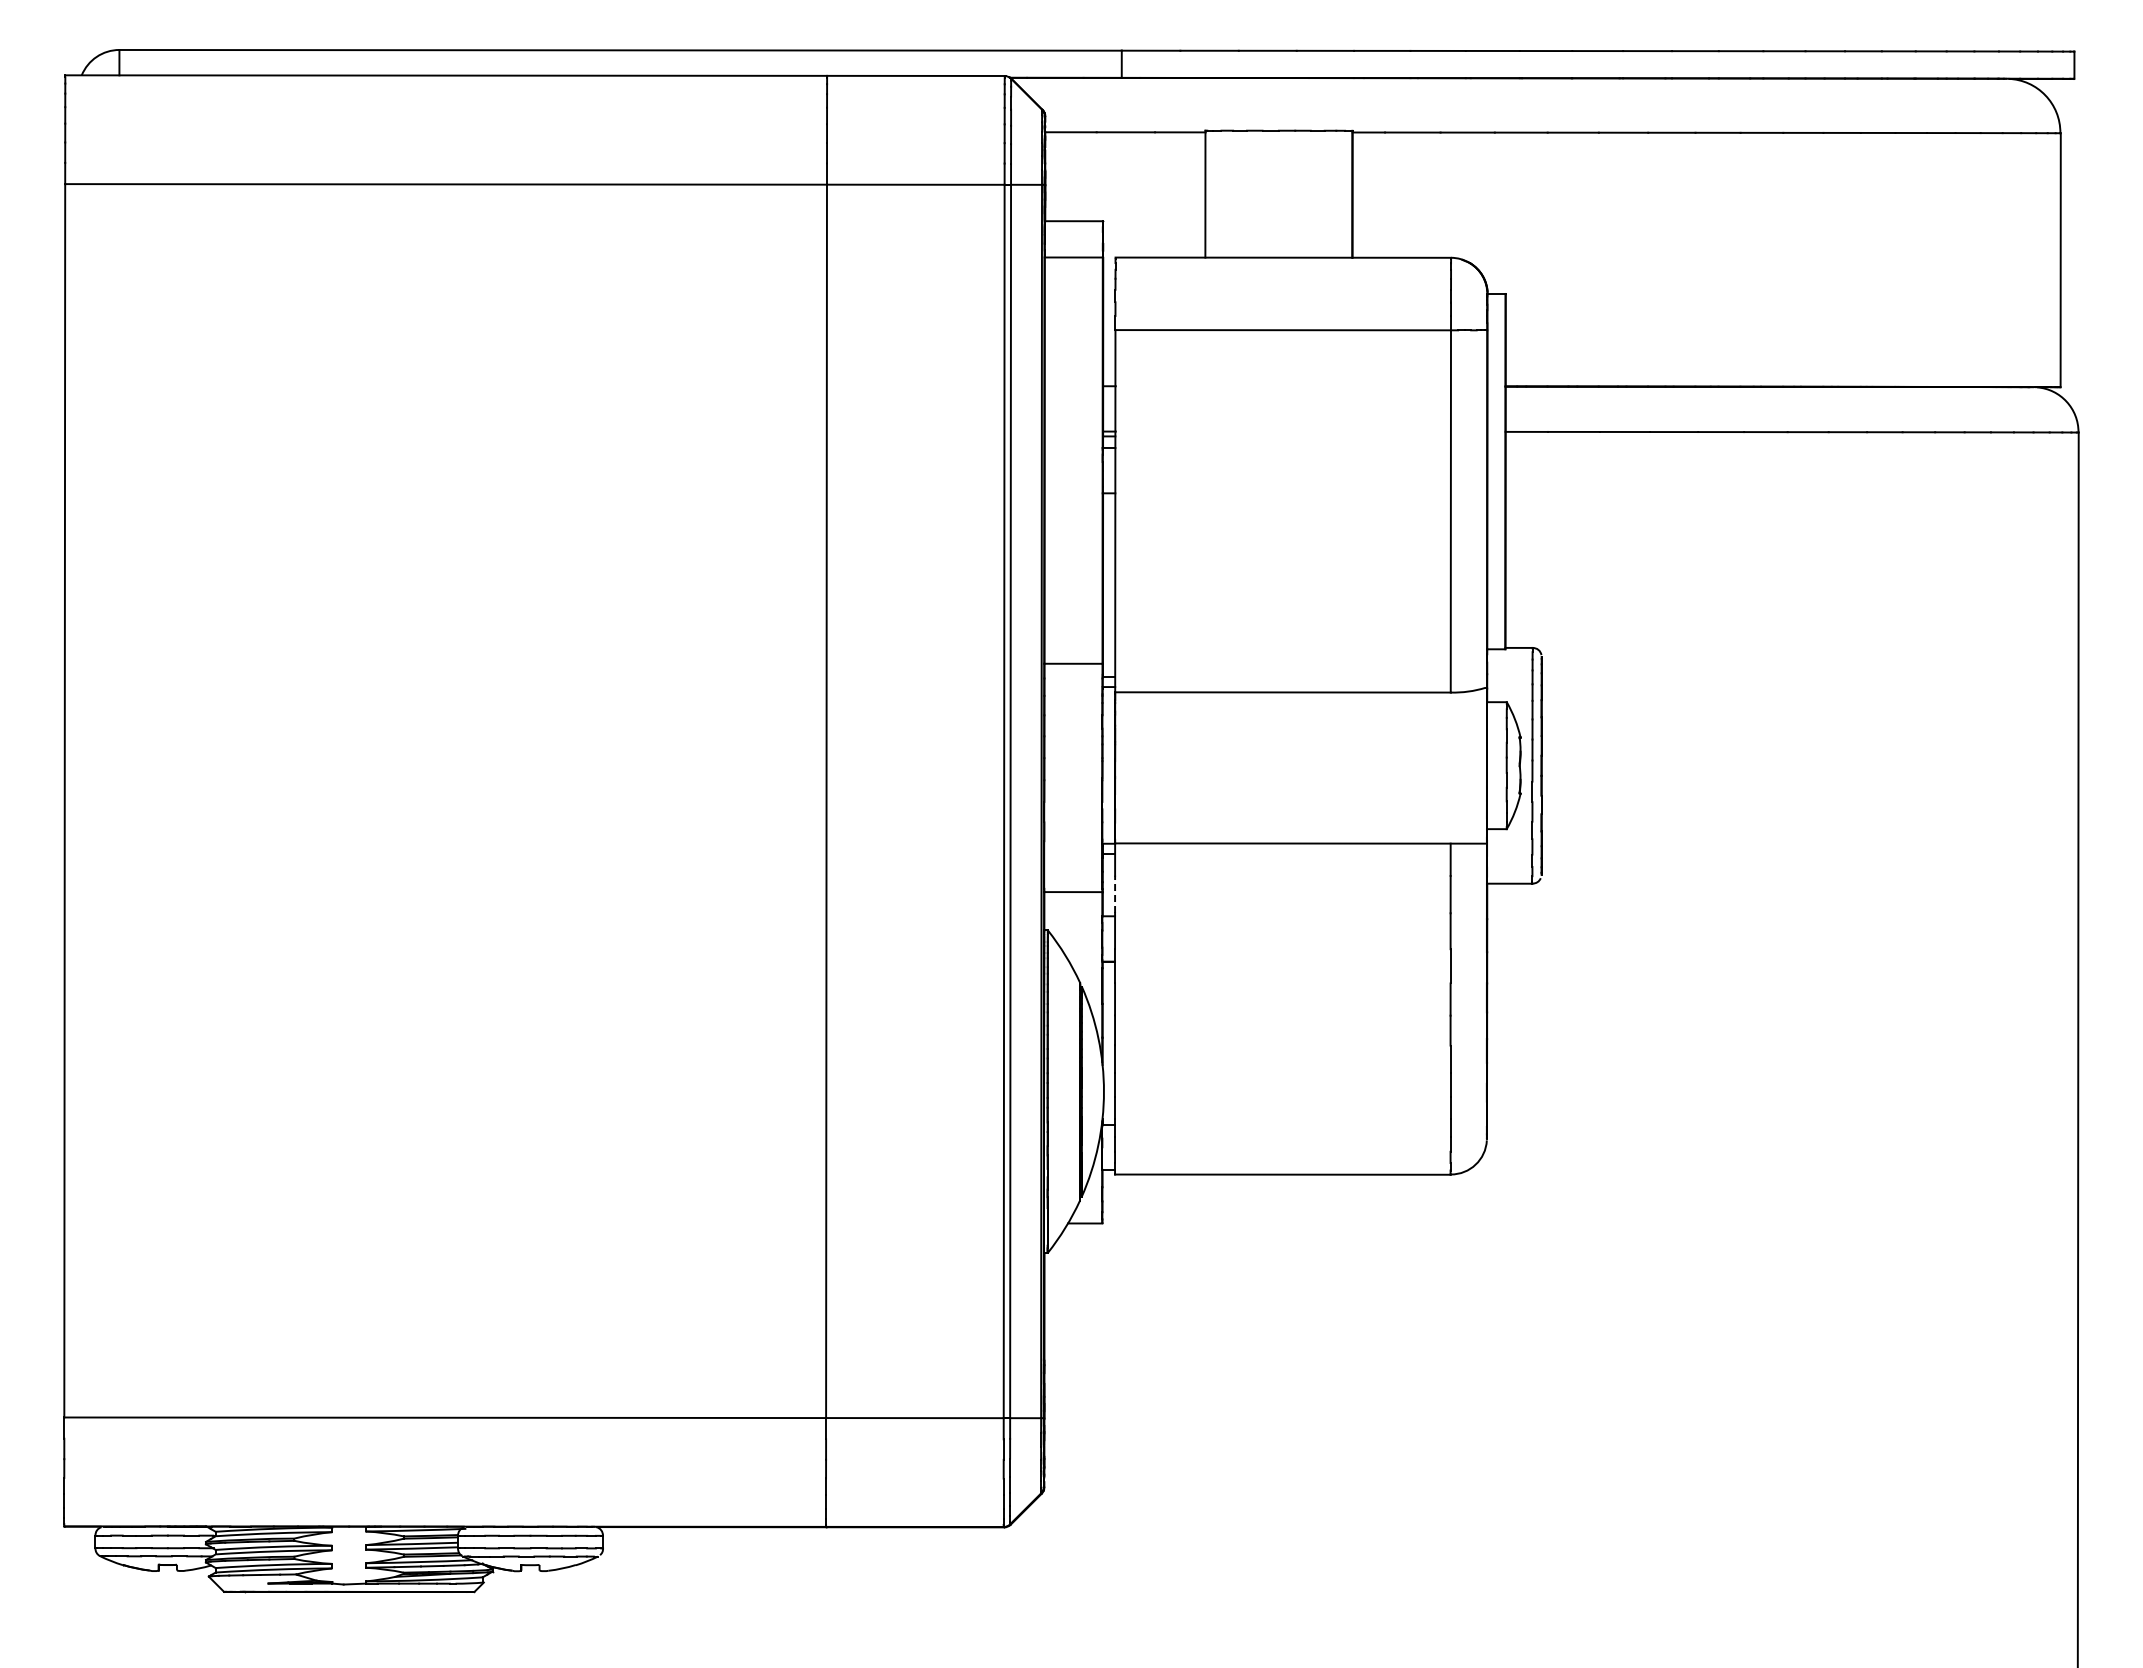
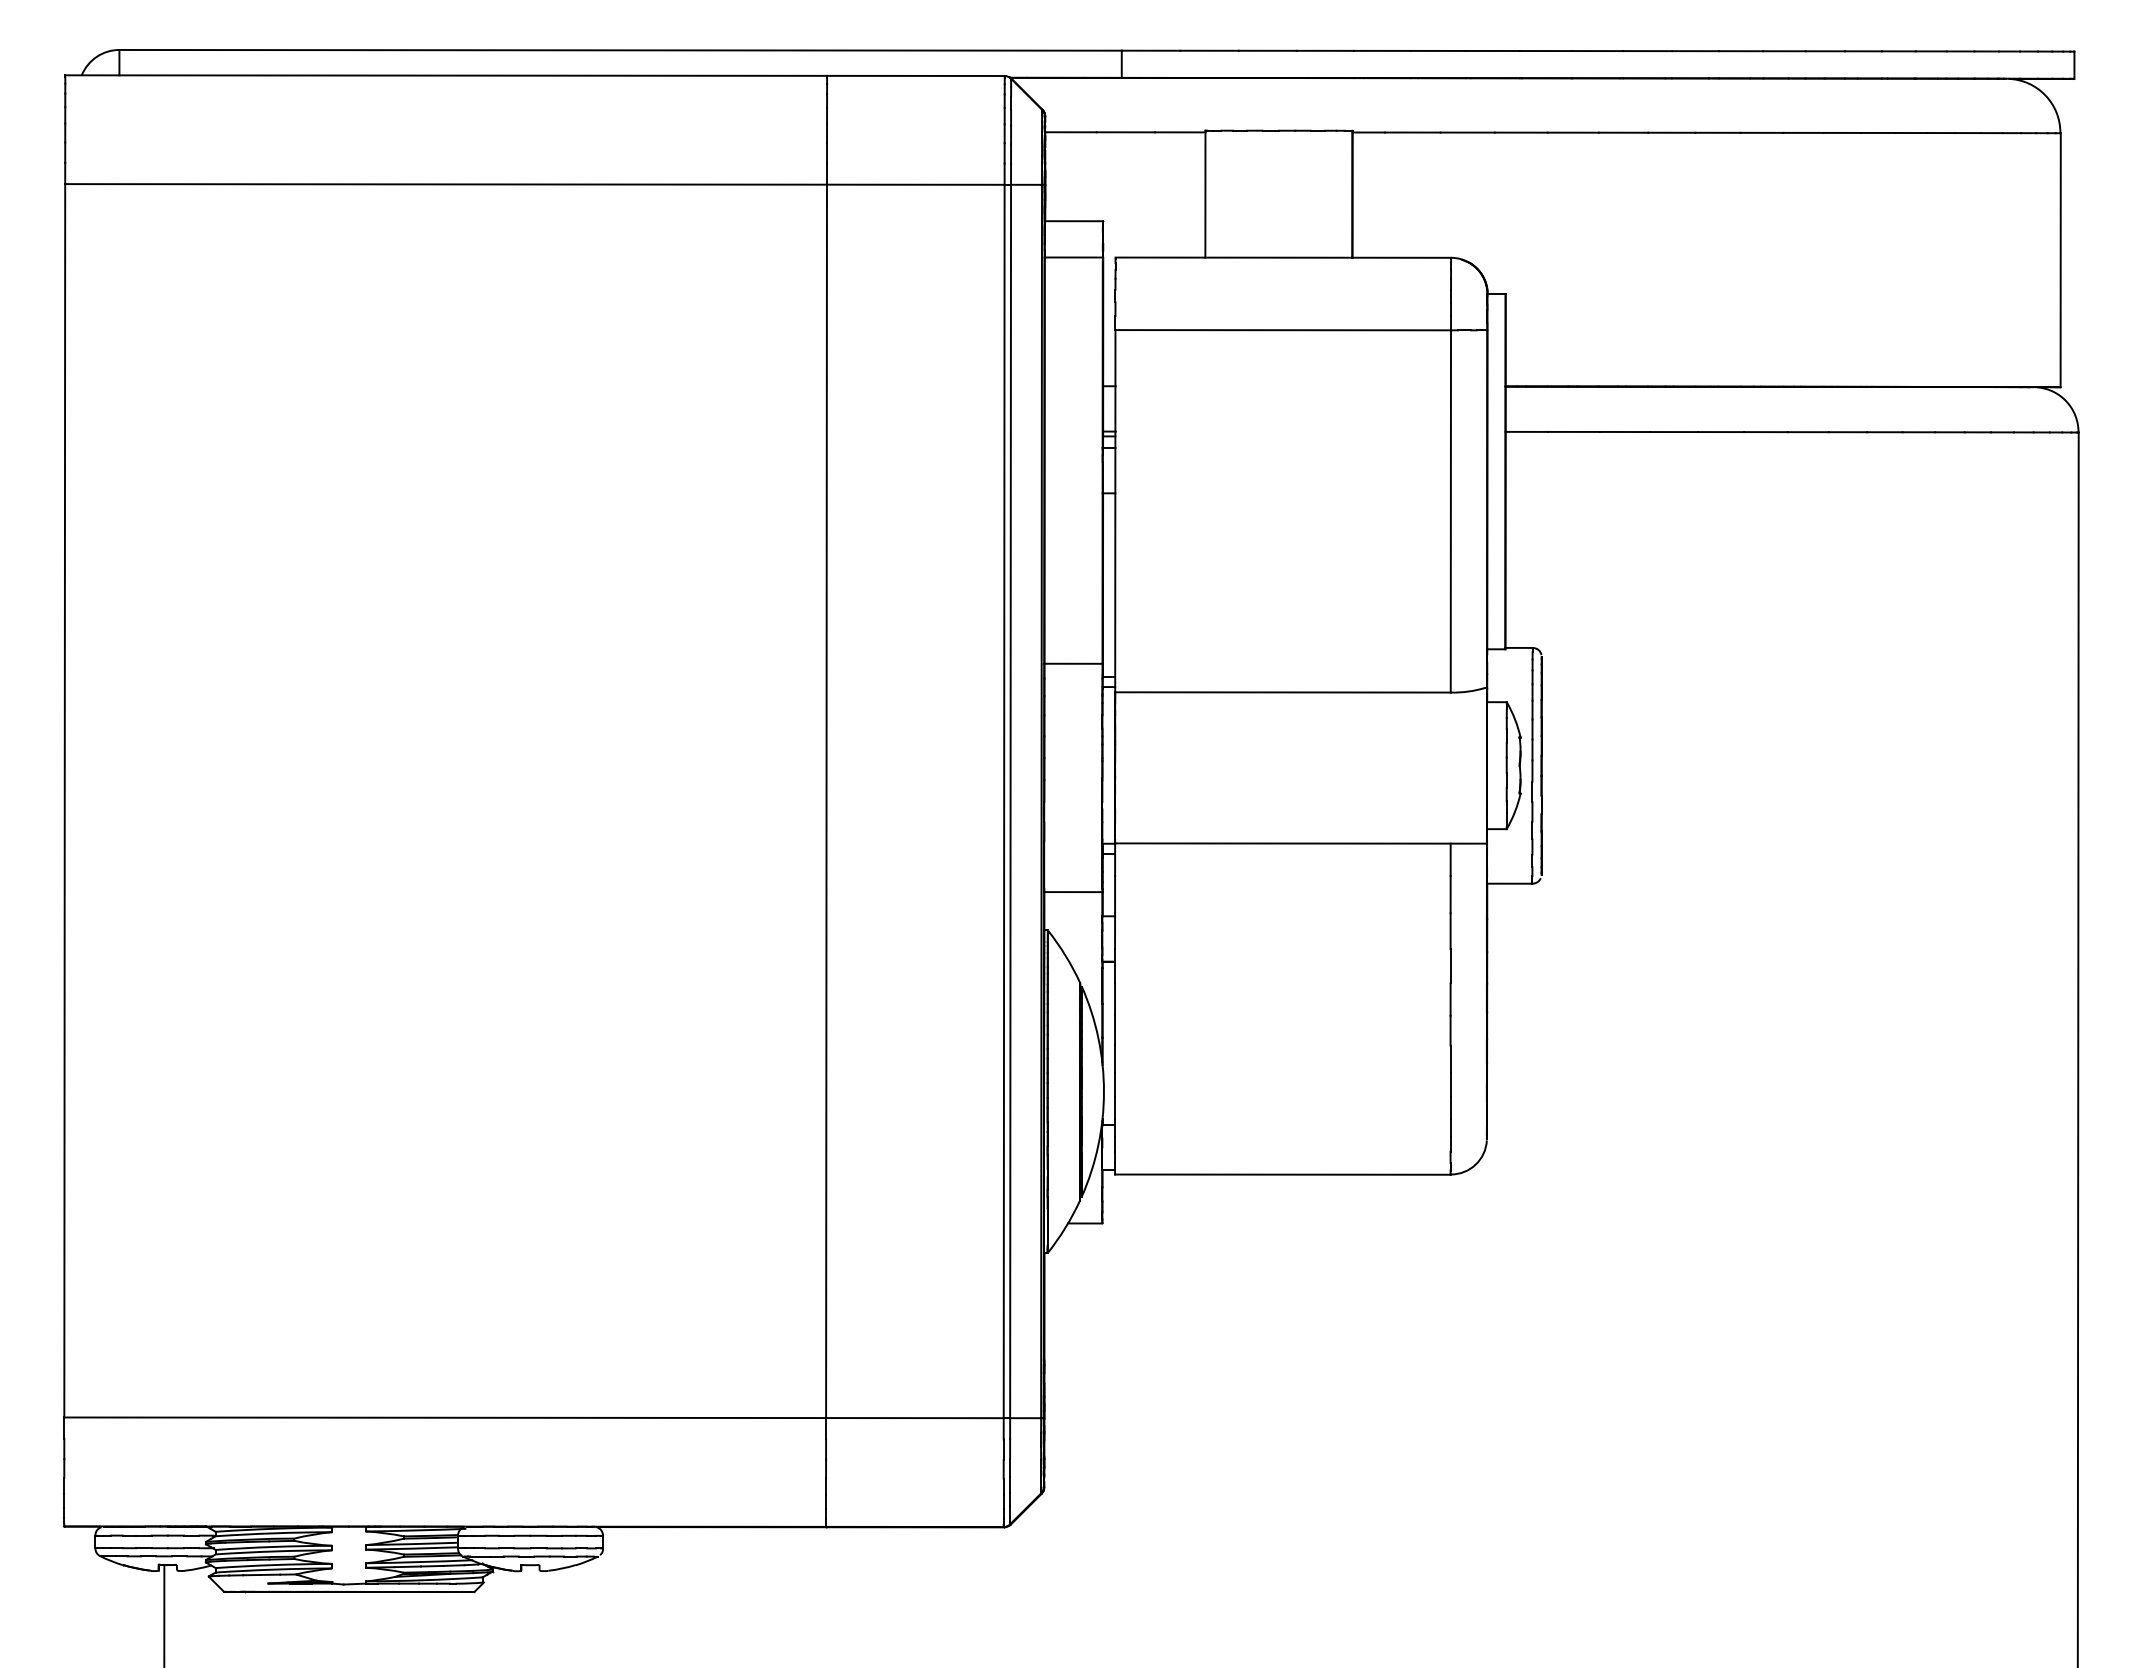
line: dashed -> solid (1115, 894)
line: none -> present (164, 1614)
